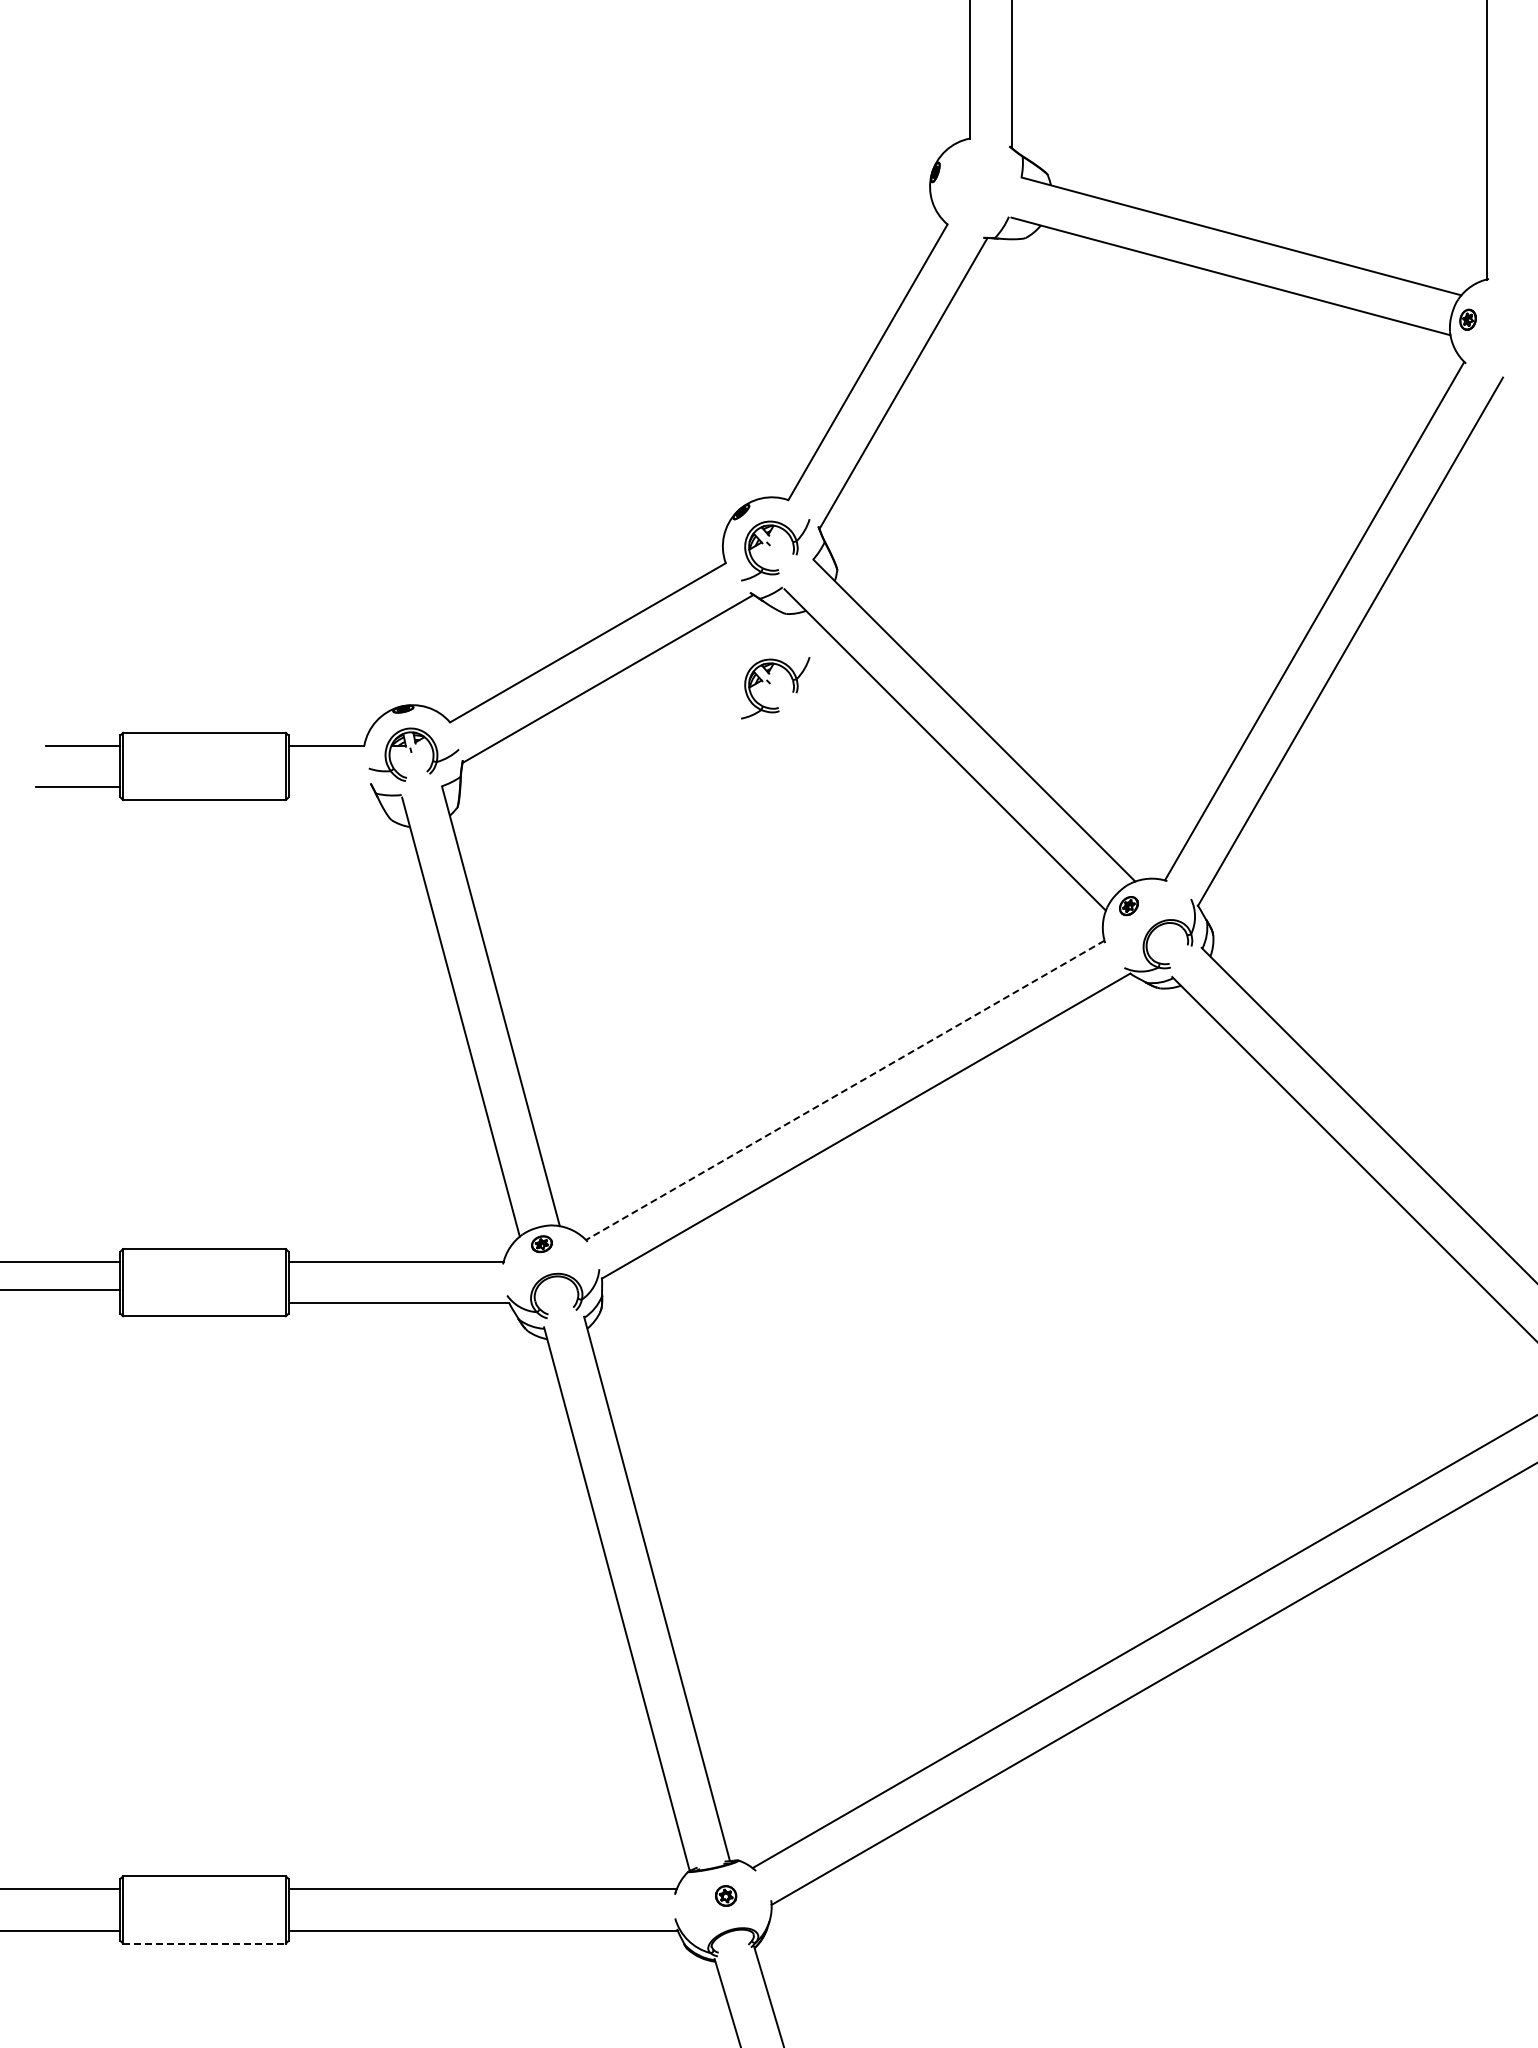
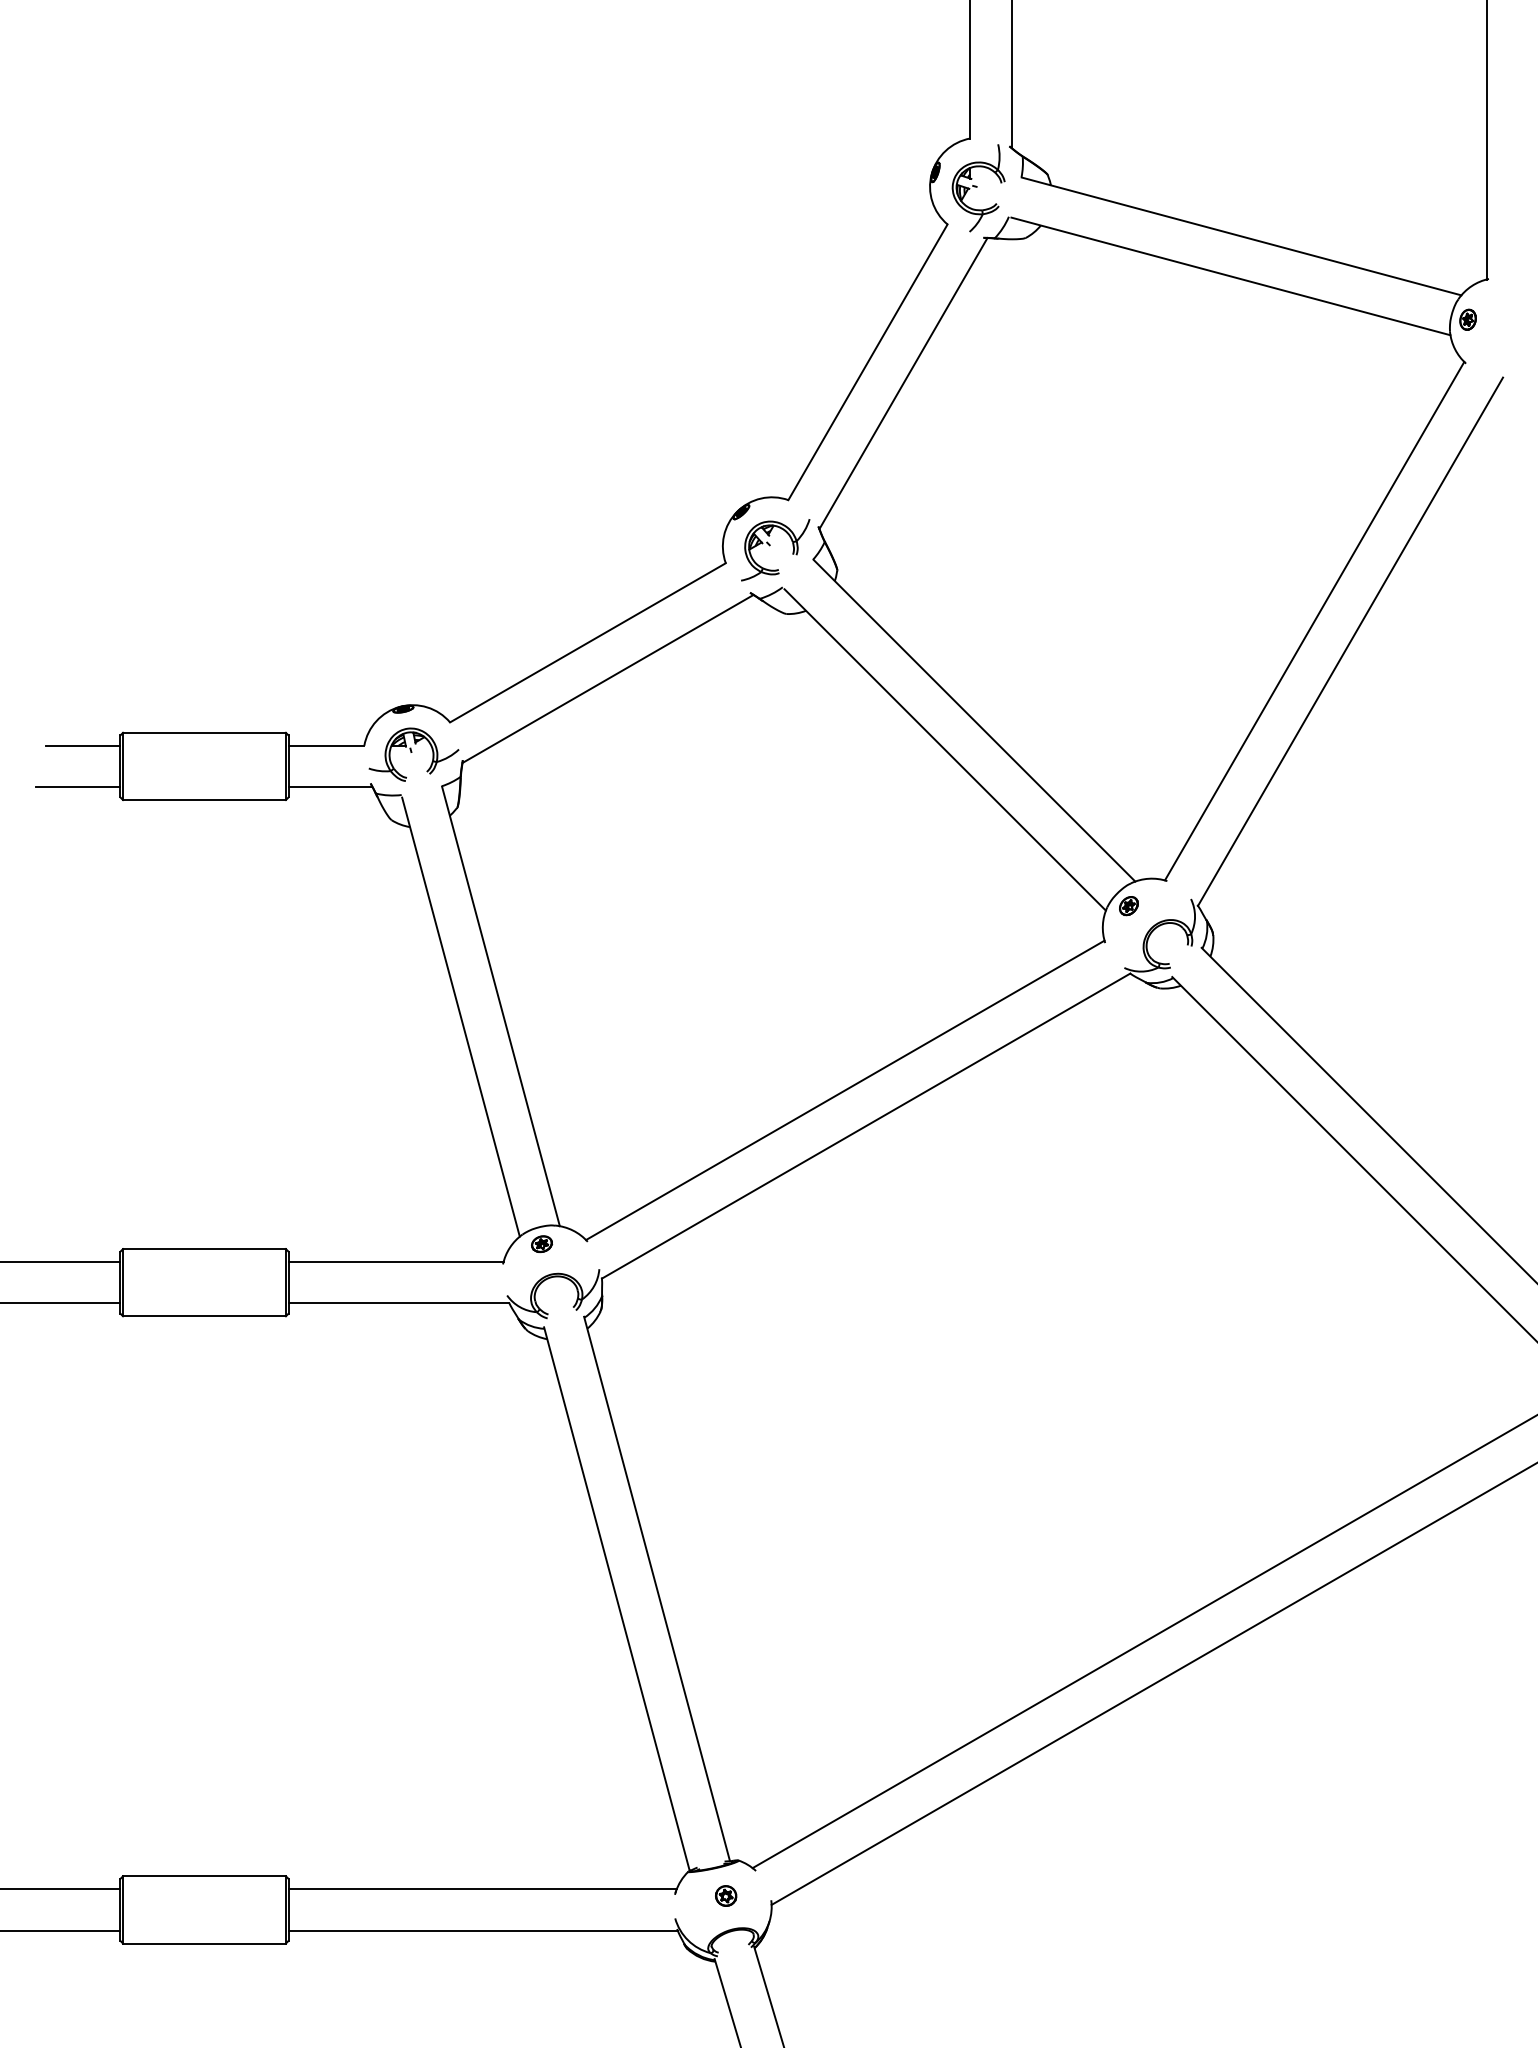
part: none -> present (978, 188)
part: present -> none (770, 683)
line: none -> present (330, 787)
line: dashed -> solid (844, 1090)
line position: (61, 1290) -> (61, 1303) (61, 1303)
line: dashed -> solid (205, 1943)
